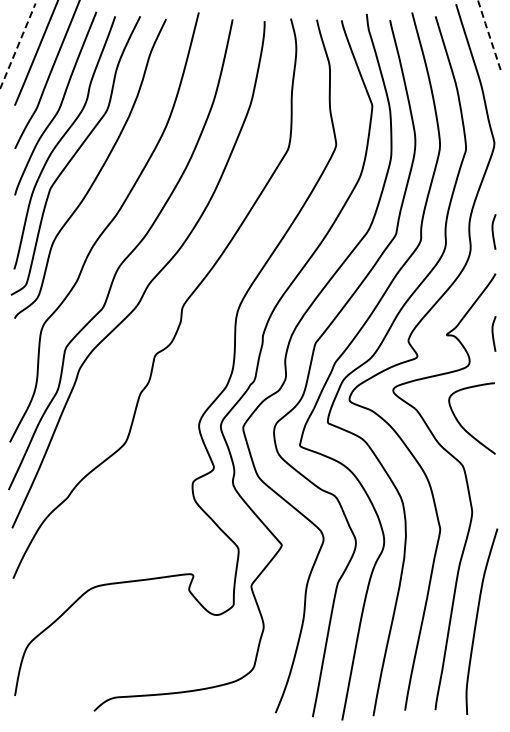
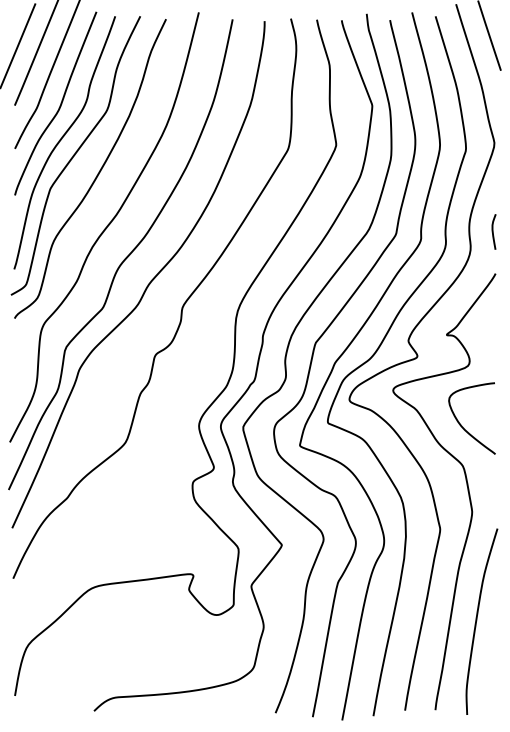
line: dashed -> solid (489, 36)
line: dashed -> solid (17, 46)
curve: present -> none (493, 333)
